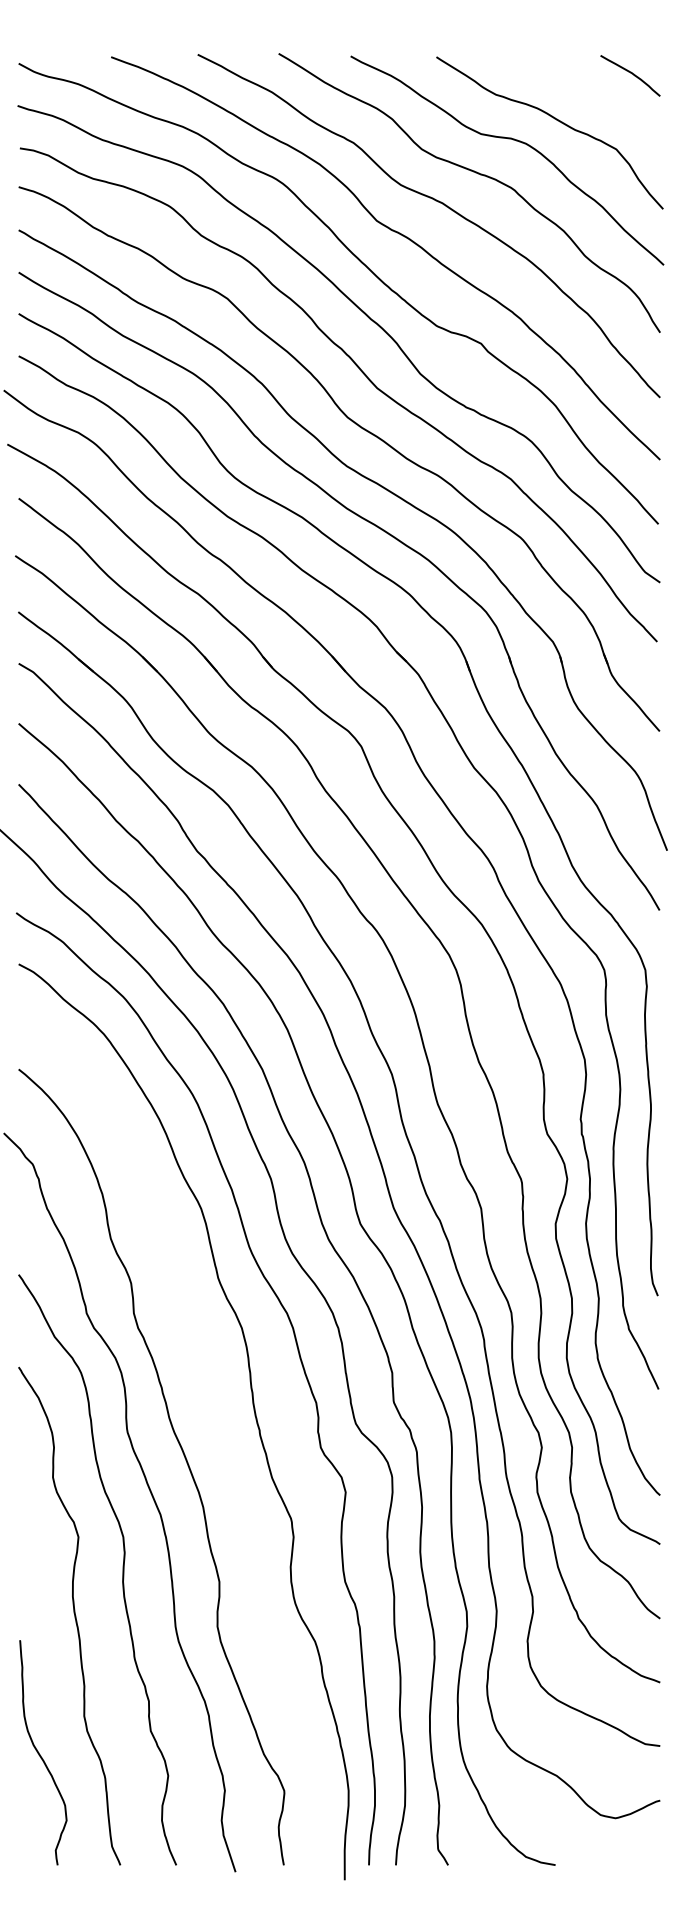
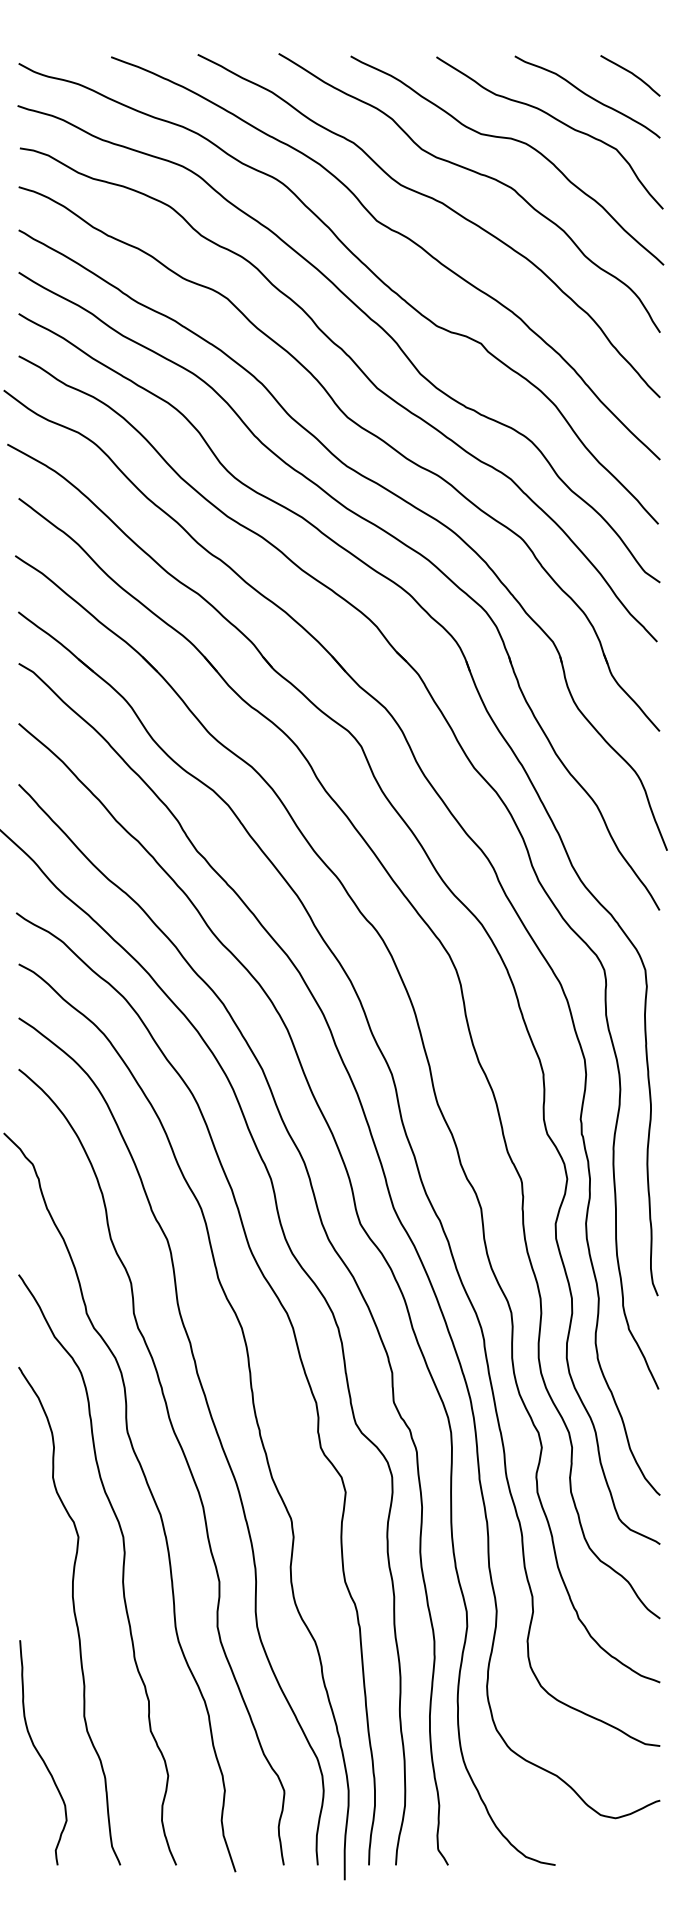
curve: none -> present (587, 96)
curve: none -> present (213, 1426)
